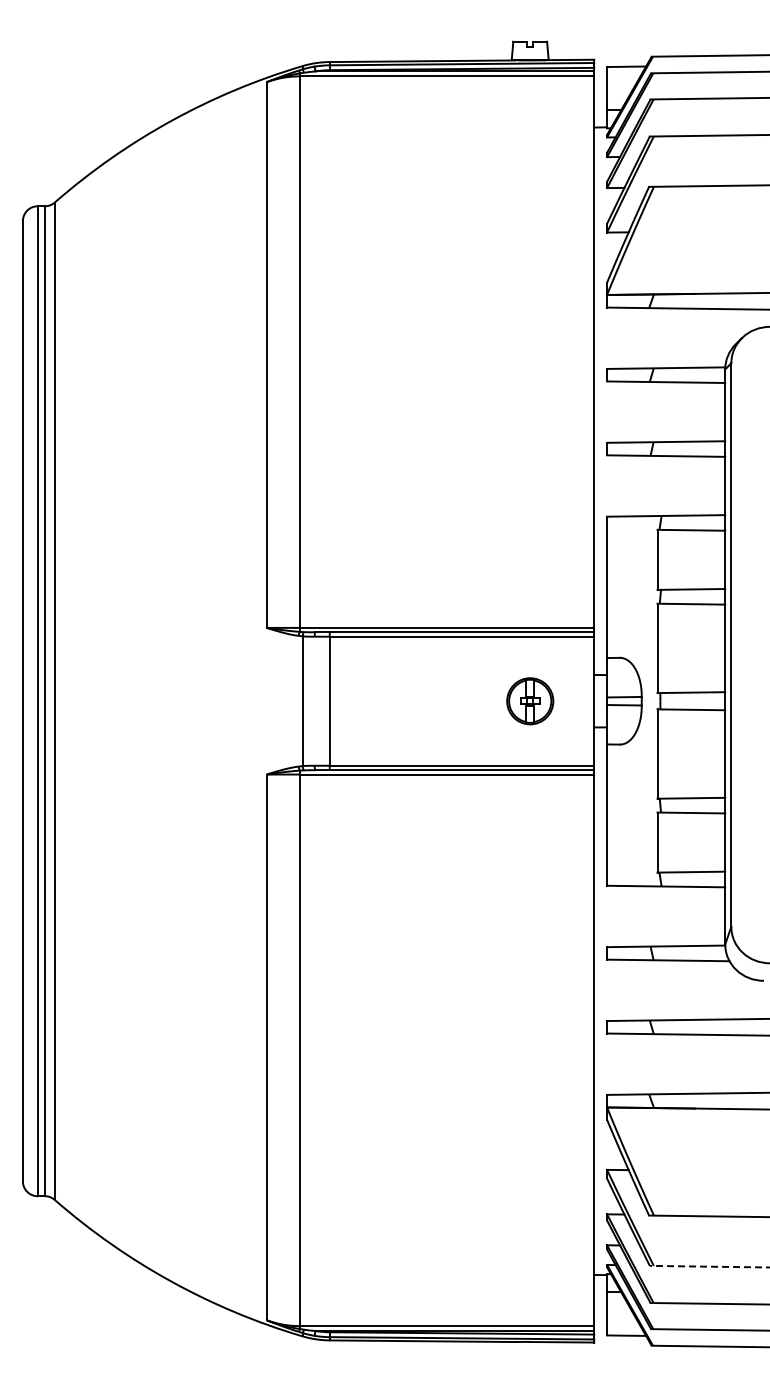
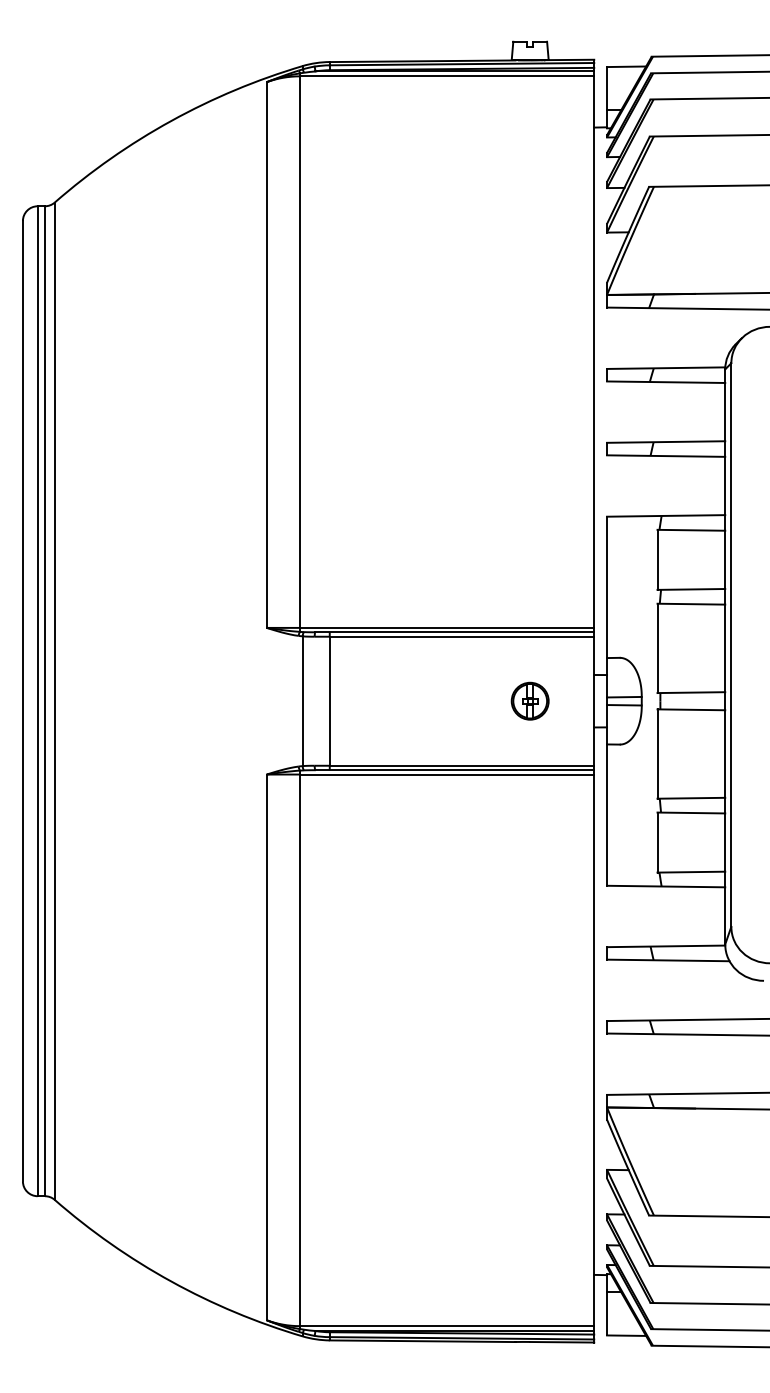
part size: 49x49 px -> 40x40 px (529, 700)
line: dashed -> solid (709, 1266)
